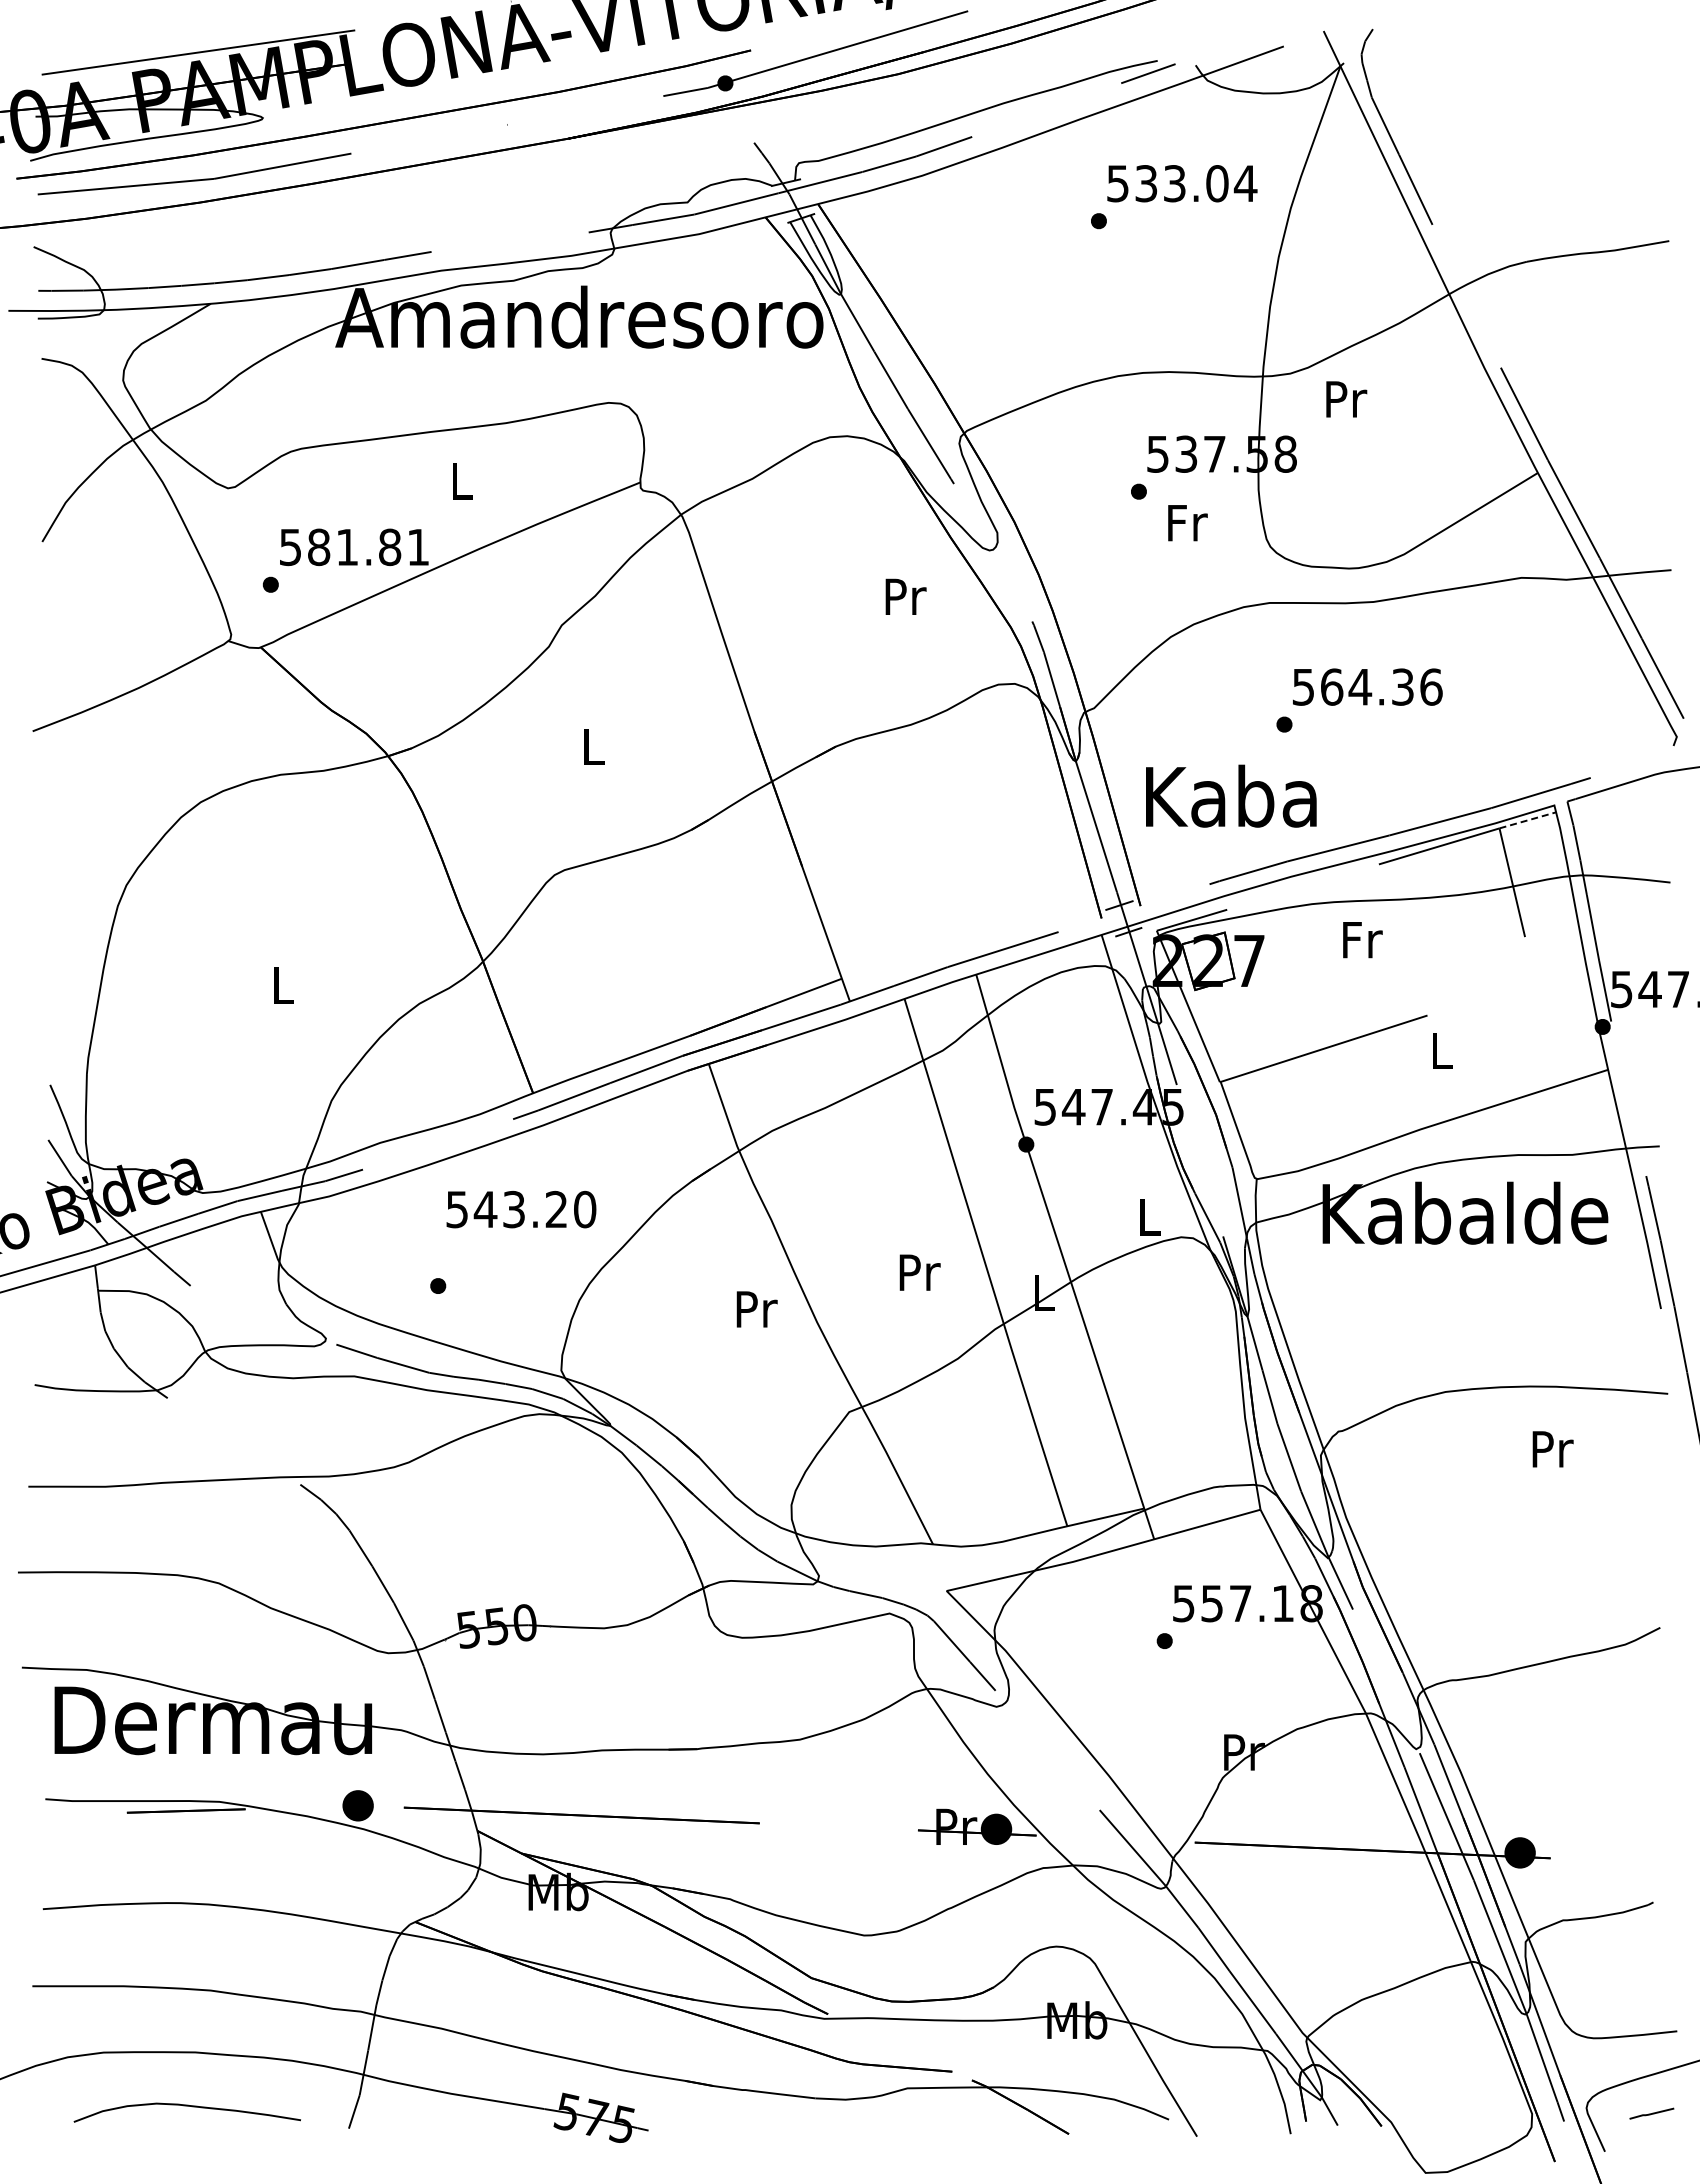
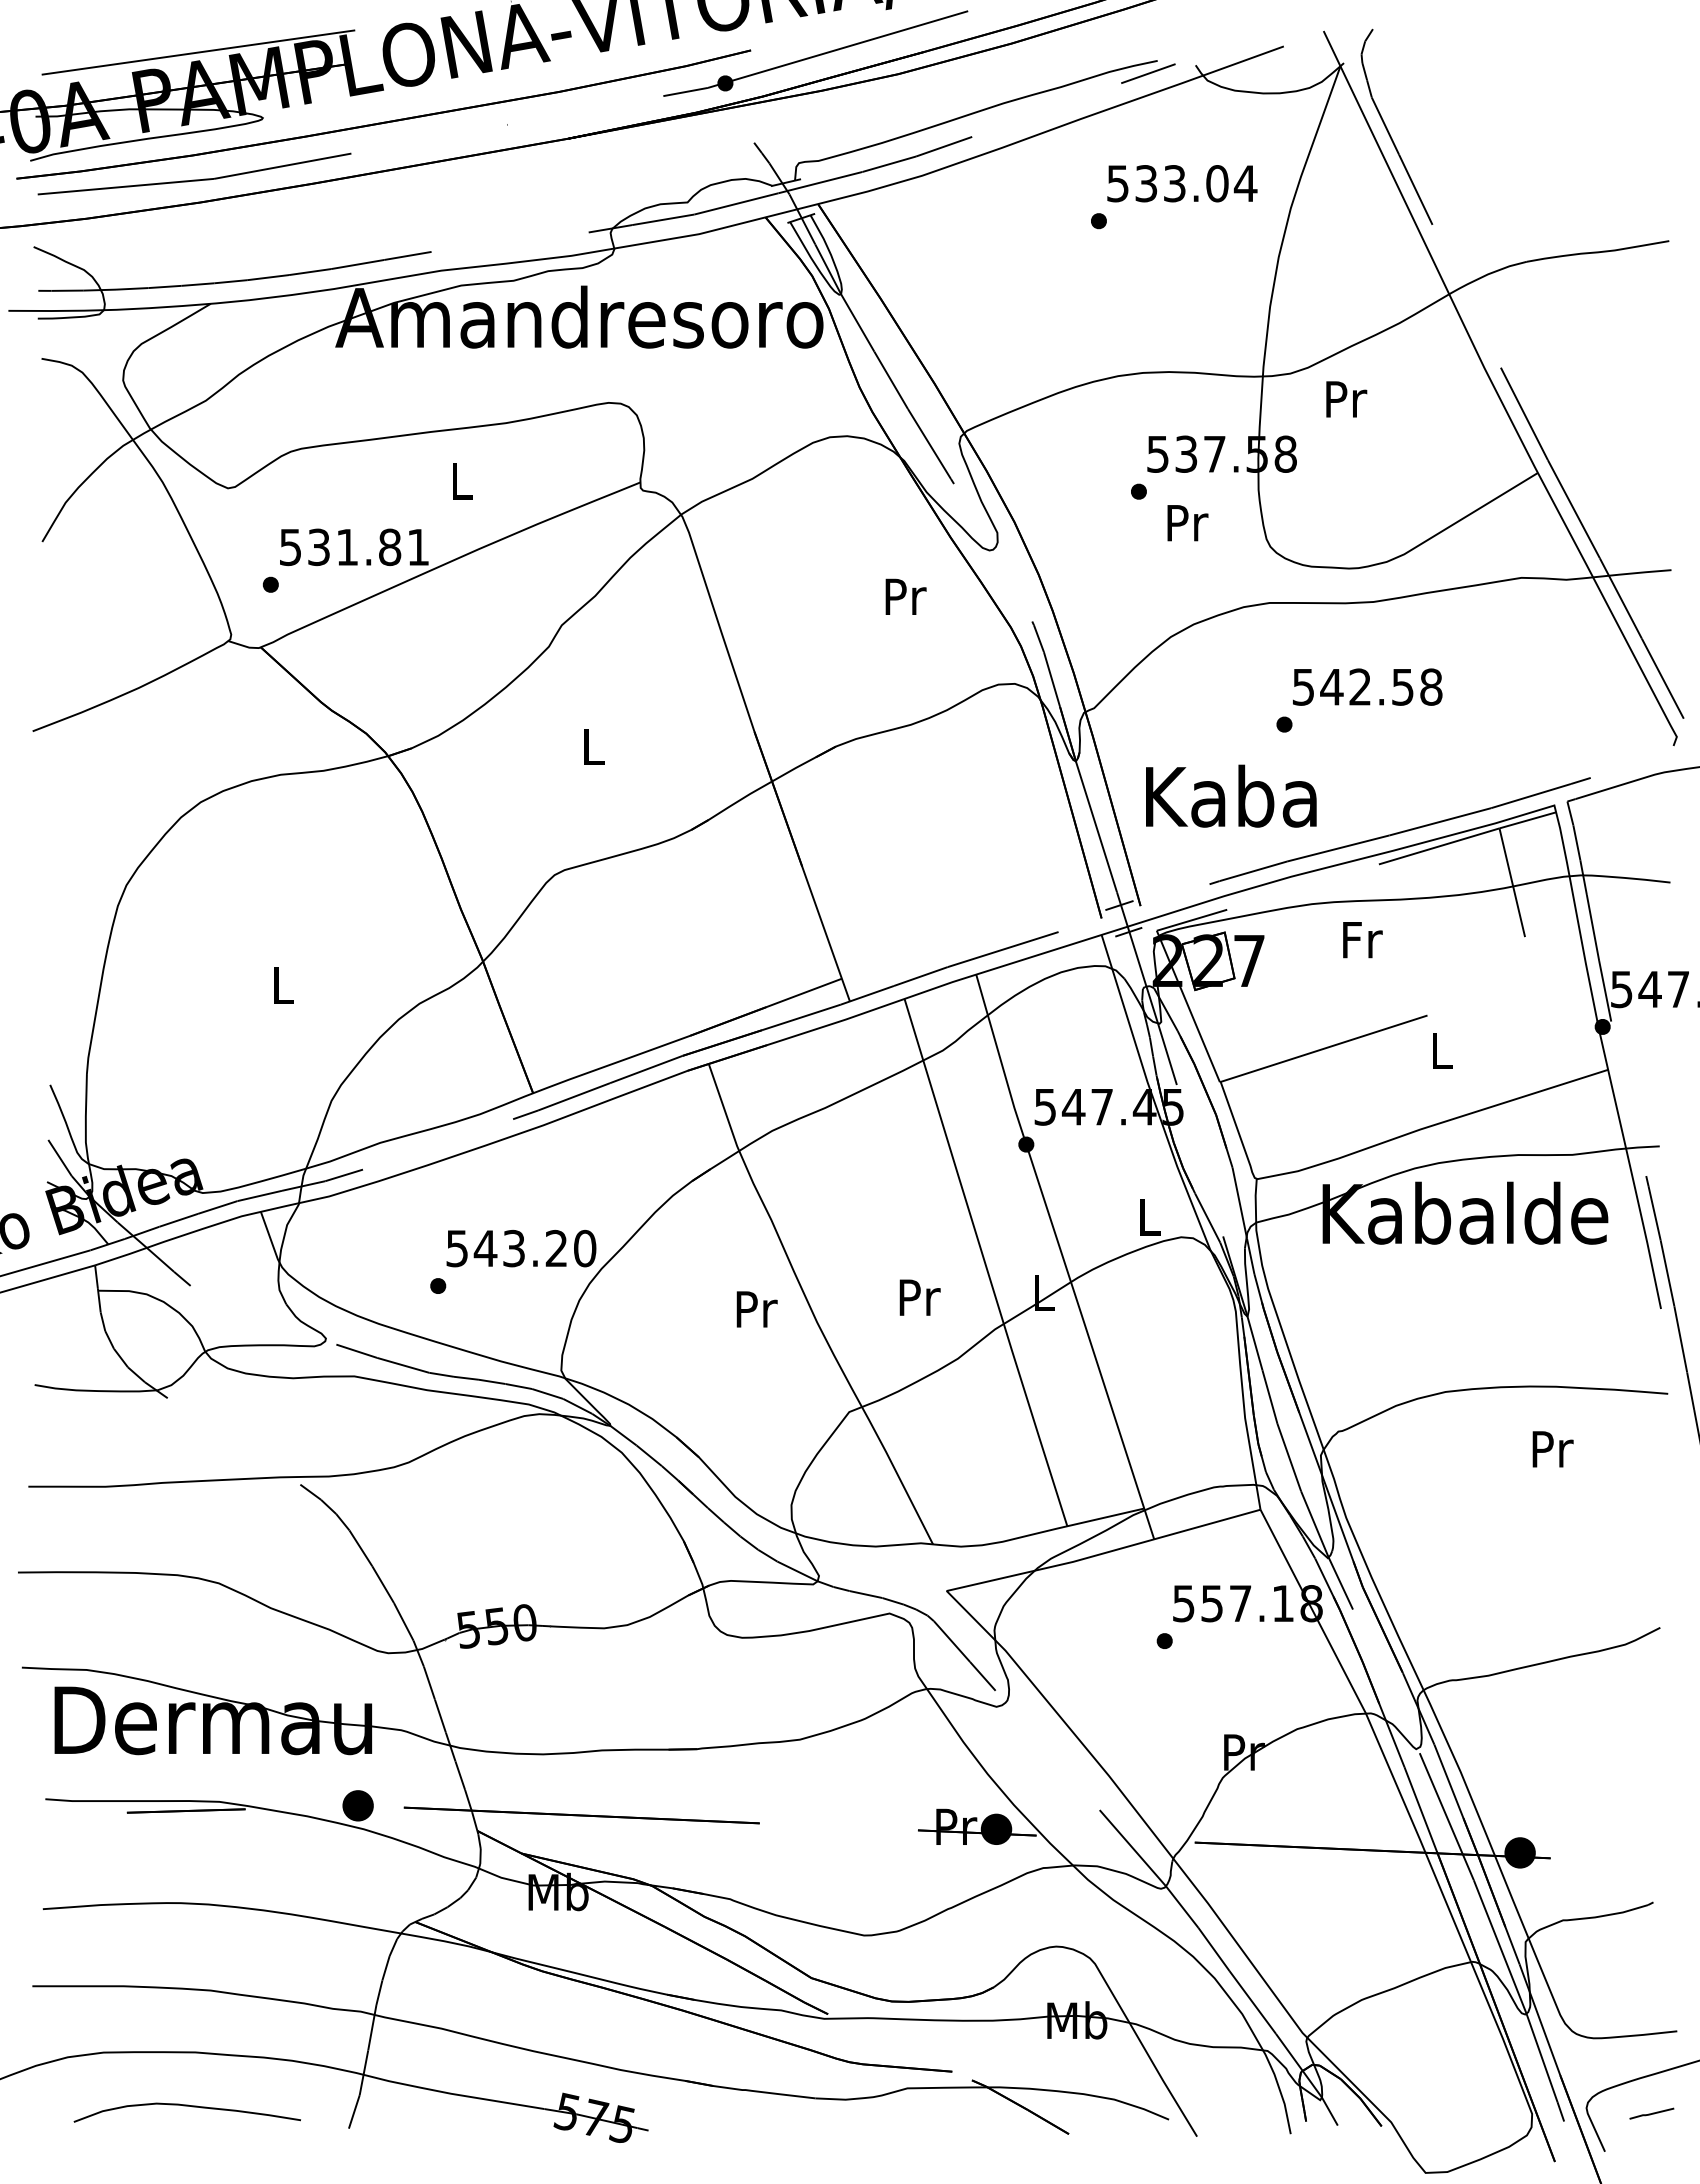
text: Fr -> Pr (1187, 523)
text: 581.81 -> 531.81 (319, 547)
text: 564.36 -> 542.58 (1381, 686)
line: dashed -> solid (1527, 820)
text position: (521, 1209) -> (521, 1248) (521, 1248)
text position: (919, 1272) -> (919, 1297) (919, 1297)
